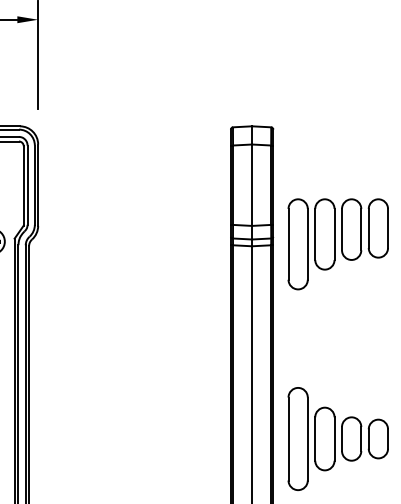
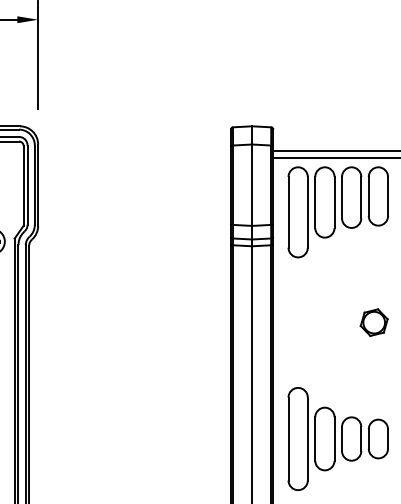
line: none -> present (335, 150)
line: none -> present (335, 157)
part position: (337, 244) -> (337, 212) (337, 212)
part: none -> present (373, 322)
